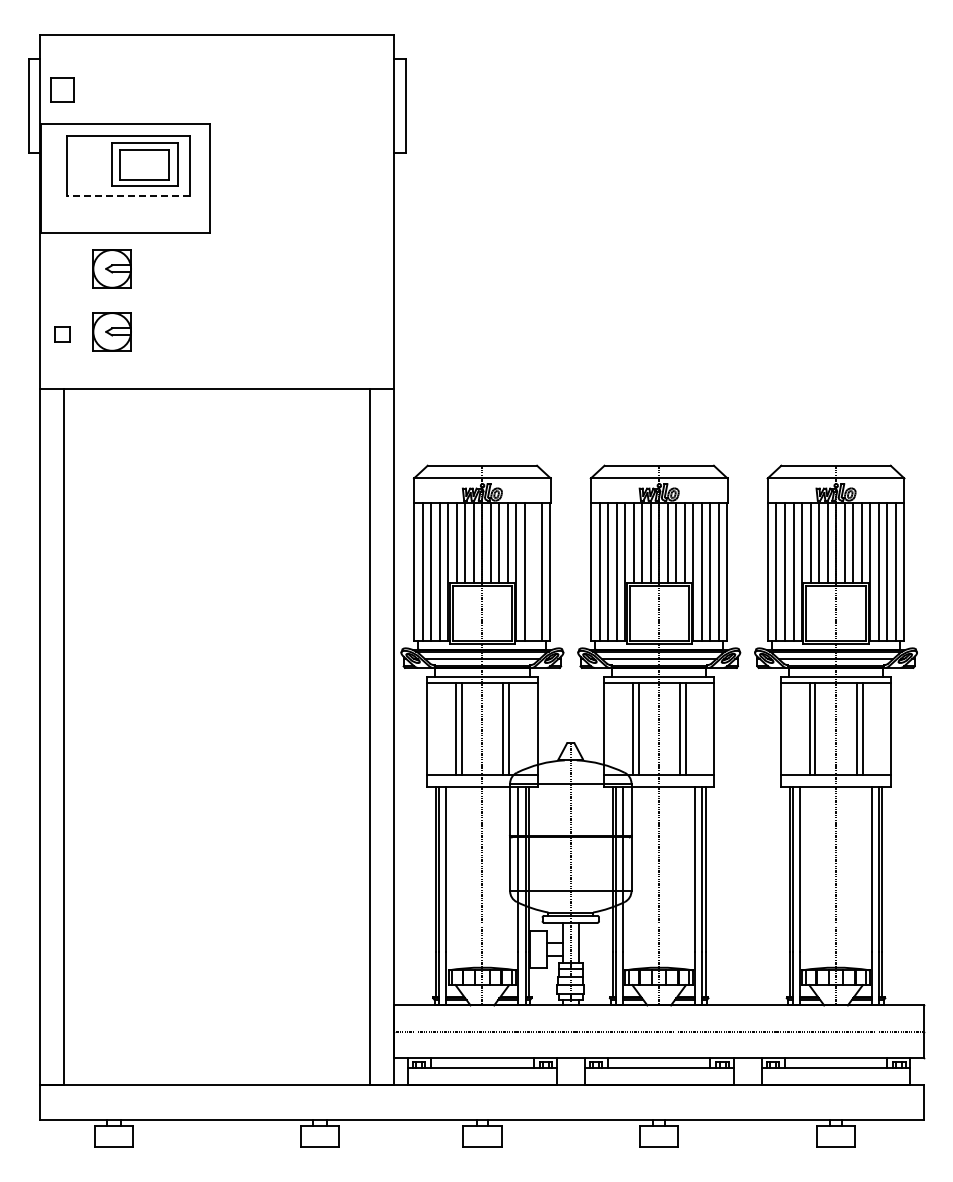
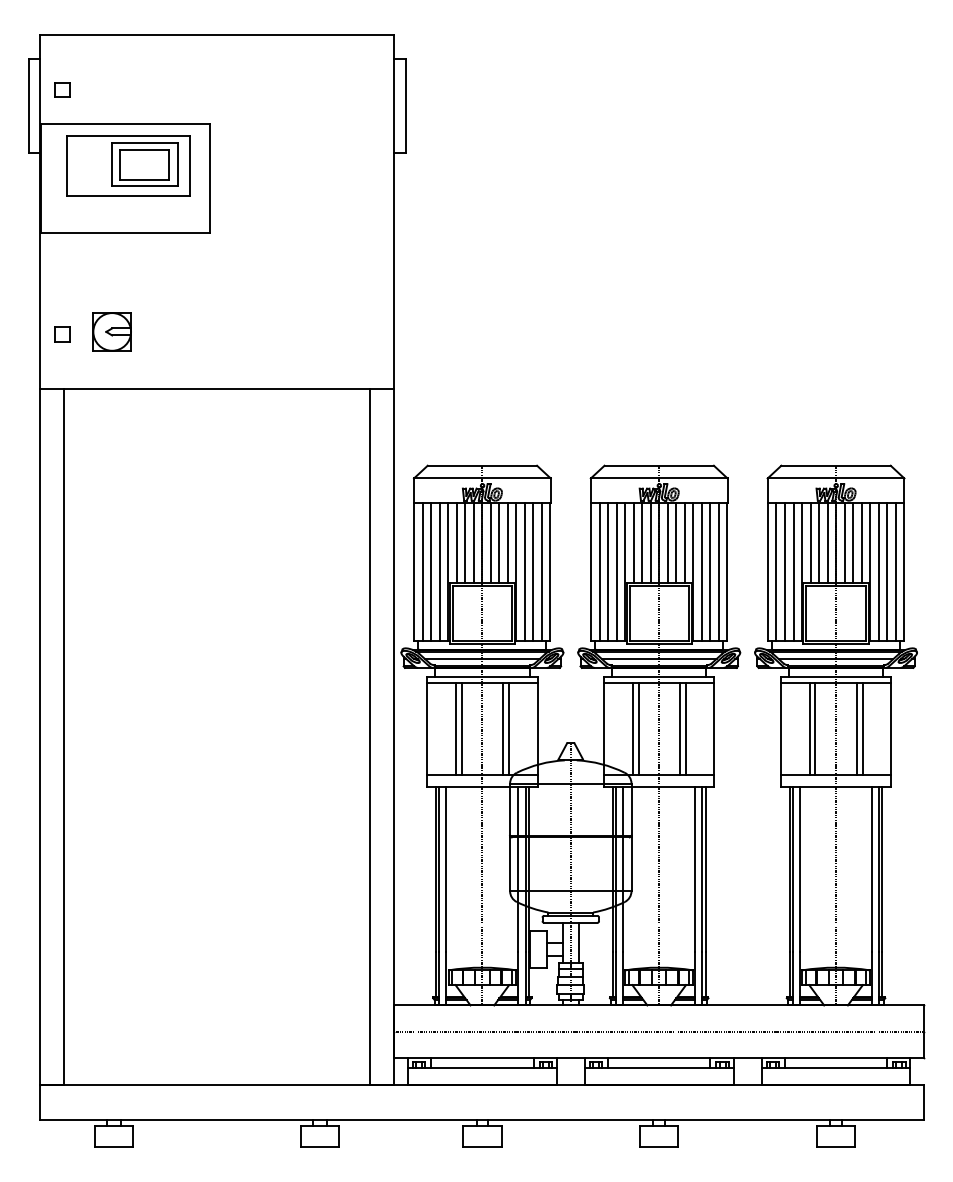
part size: 25x26 px -> 17x16 px (62, 89)
line: dashed -> solid (128, 195)
part: present -> none (111, 268)
line: none -> present (533, 571)
